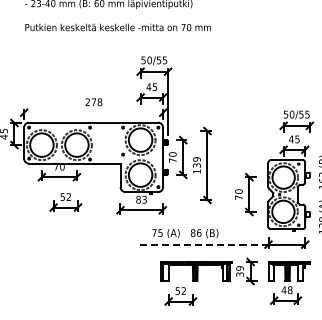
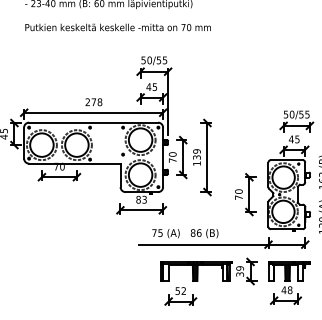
line: none -> present (93, 112)
part position: (202, 165) -> (202, 157) (202, 157)
part: present -> none (65, 202)
line: dashed -> solid (203, 244)
